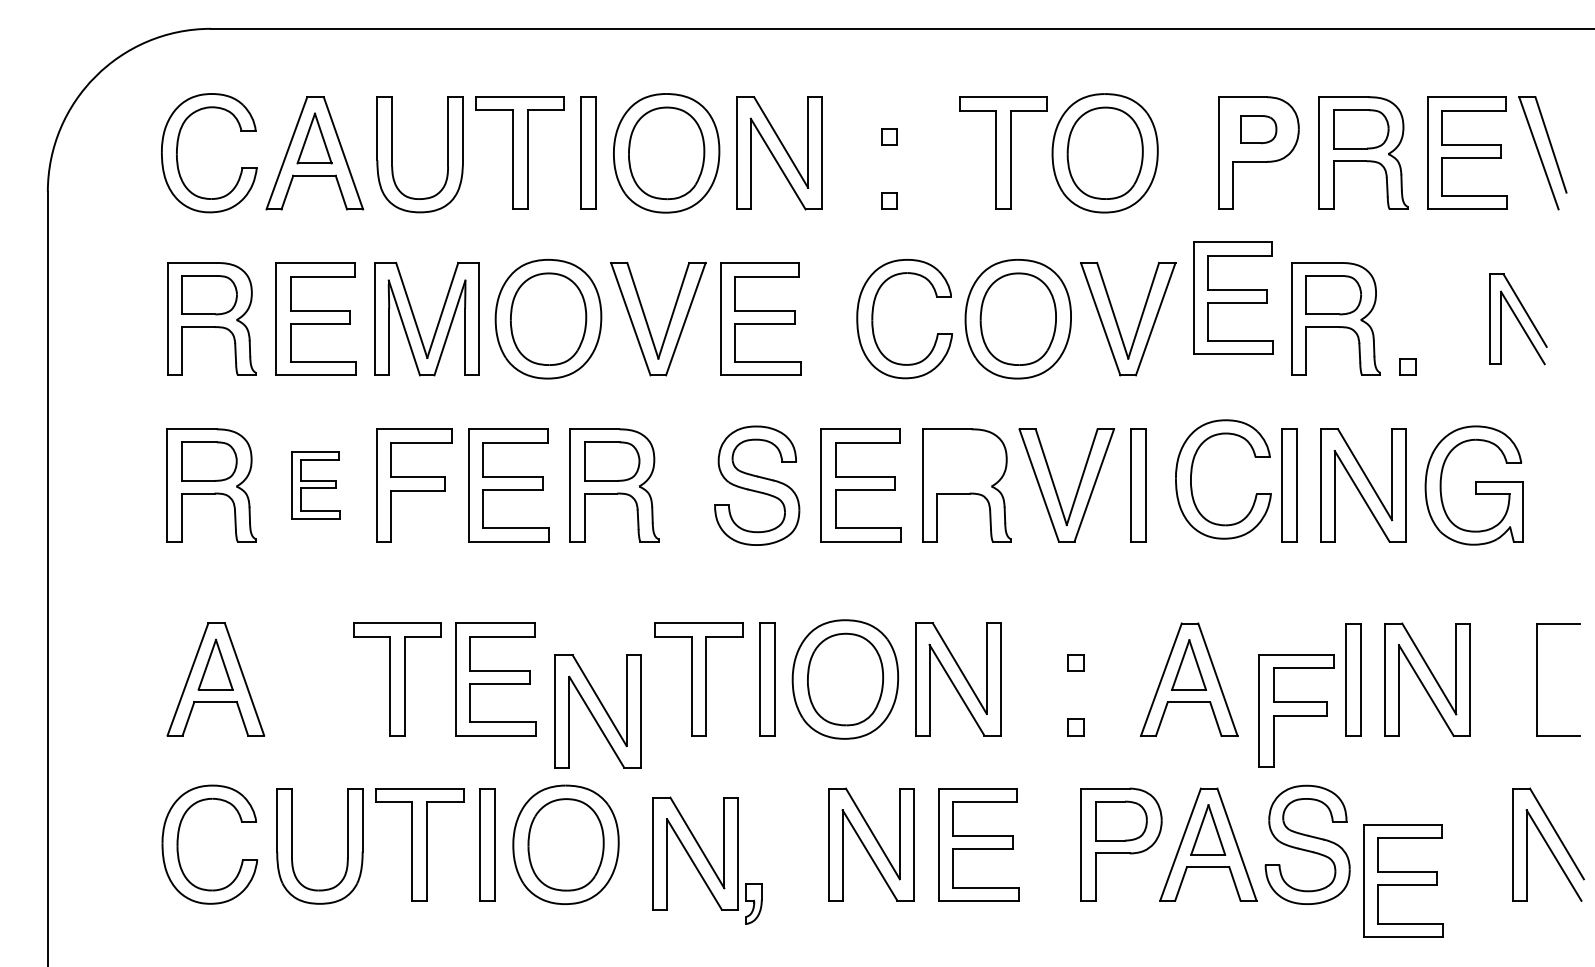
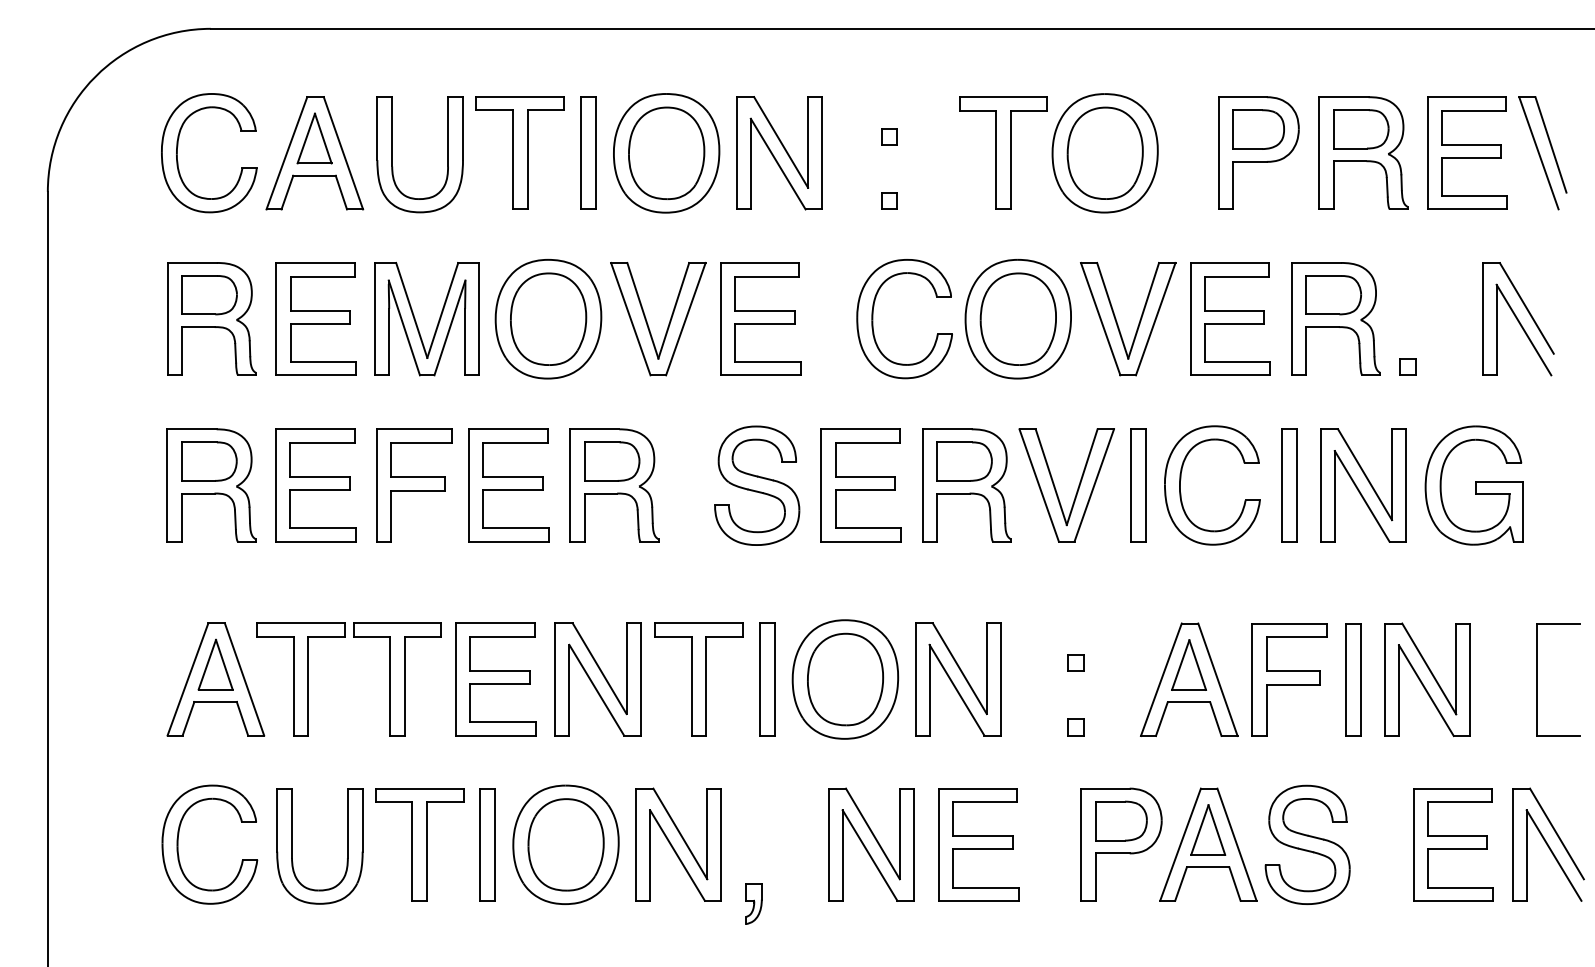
part size: 38x30 px -> 53x41 px (1258, 129)
part position: (1233, 297) -> (1230, 318) (1230, 318)
part size: 59x93 px -> 73x115 px (1518, 319)
part: none -> present (964, 461)
part position: (1192, 473) -> (1181, 479) (1181, 479)
part size: 50x69 px -> 82x115 px (315, 485)
part: none -> present (300, 679)
part position: (1296, 710) -> (1289, 679) (1289, 679)
part position: (597, 711) -> (597, 679) (597, 679)
part position: (695, 853) -> (678, 844) (678, 844)
part position: (1403, 880) -> (1453, 844) (1453, 844)
